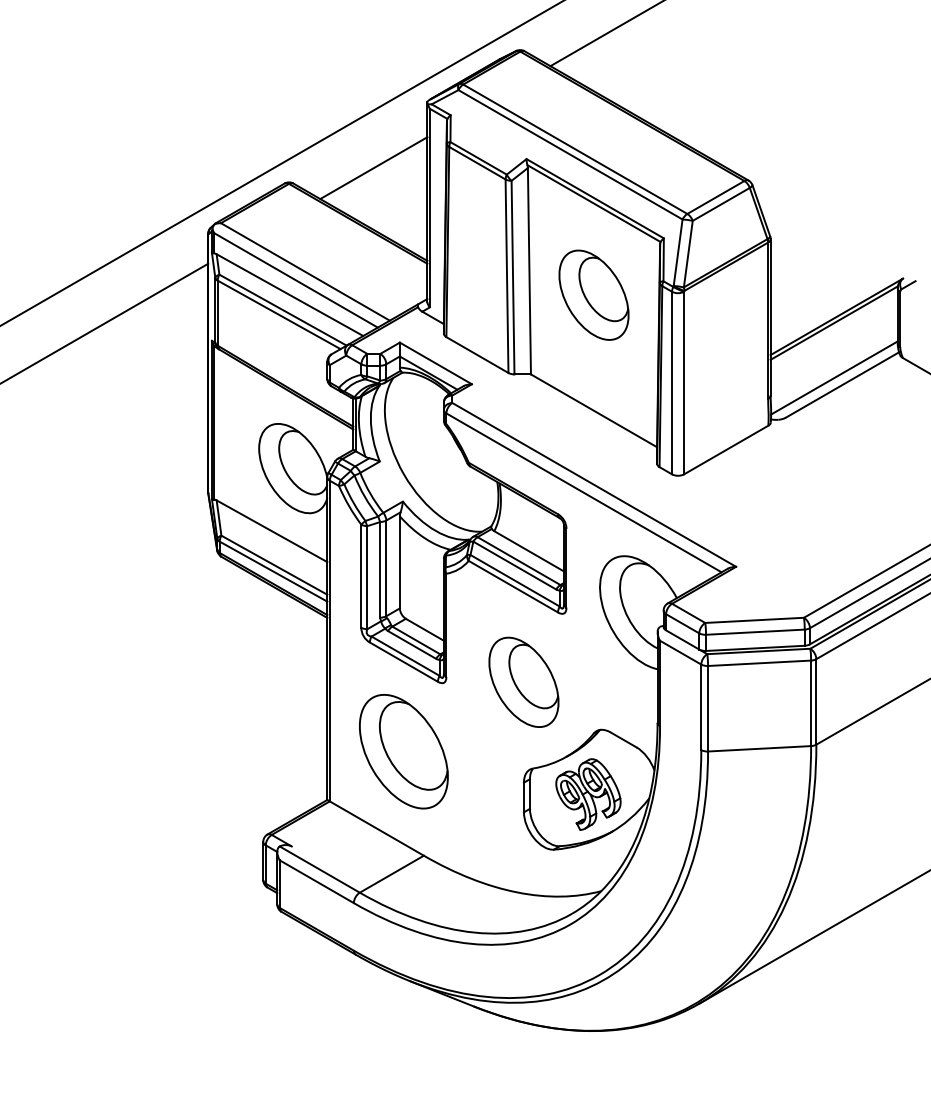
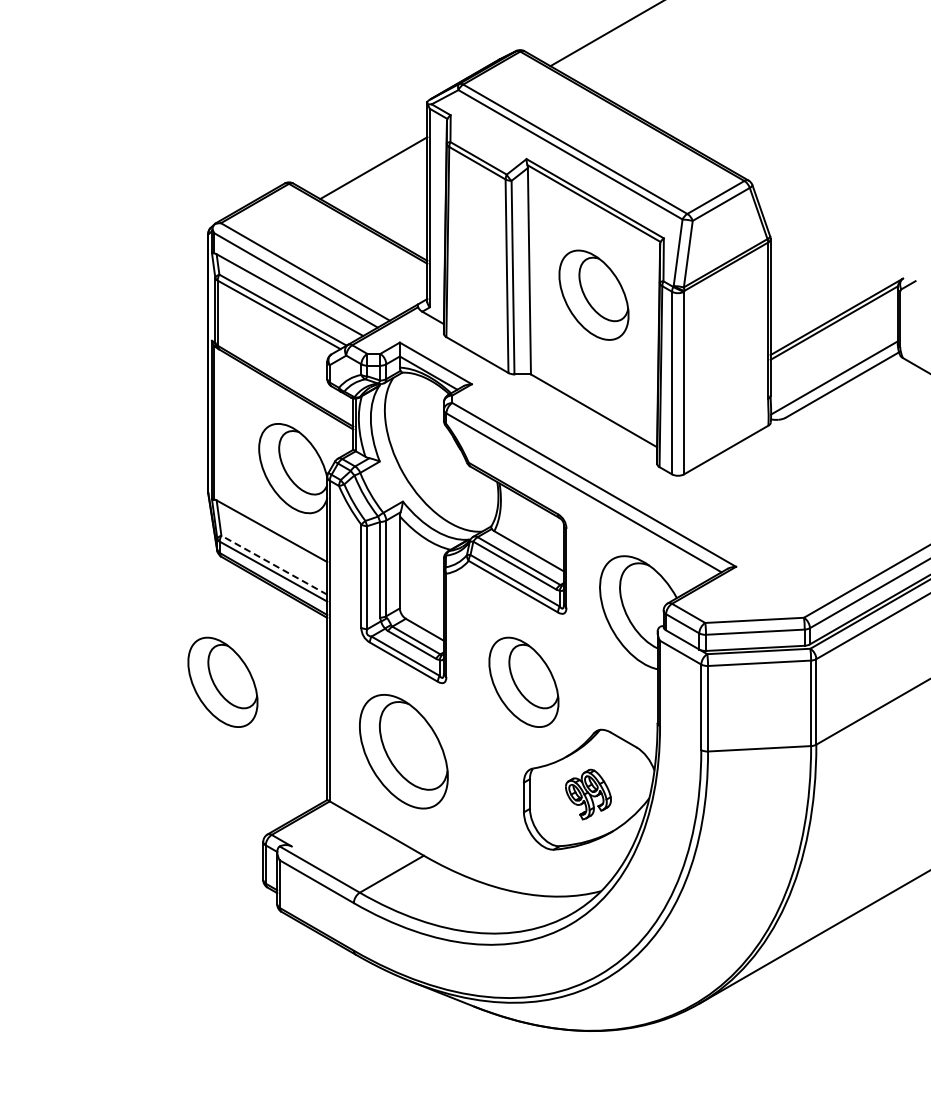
line: present -> none (281, 163)
line: present -> none (105, 322)
line: solid -> dashed (274, 565)
part: none -> present (222, 681)
part size: 67x73 px -> 47x53 px (588, 794)
